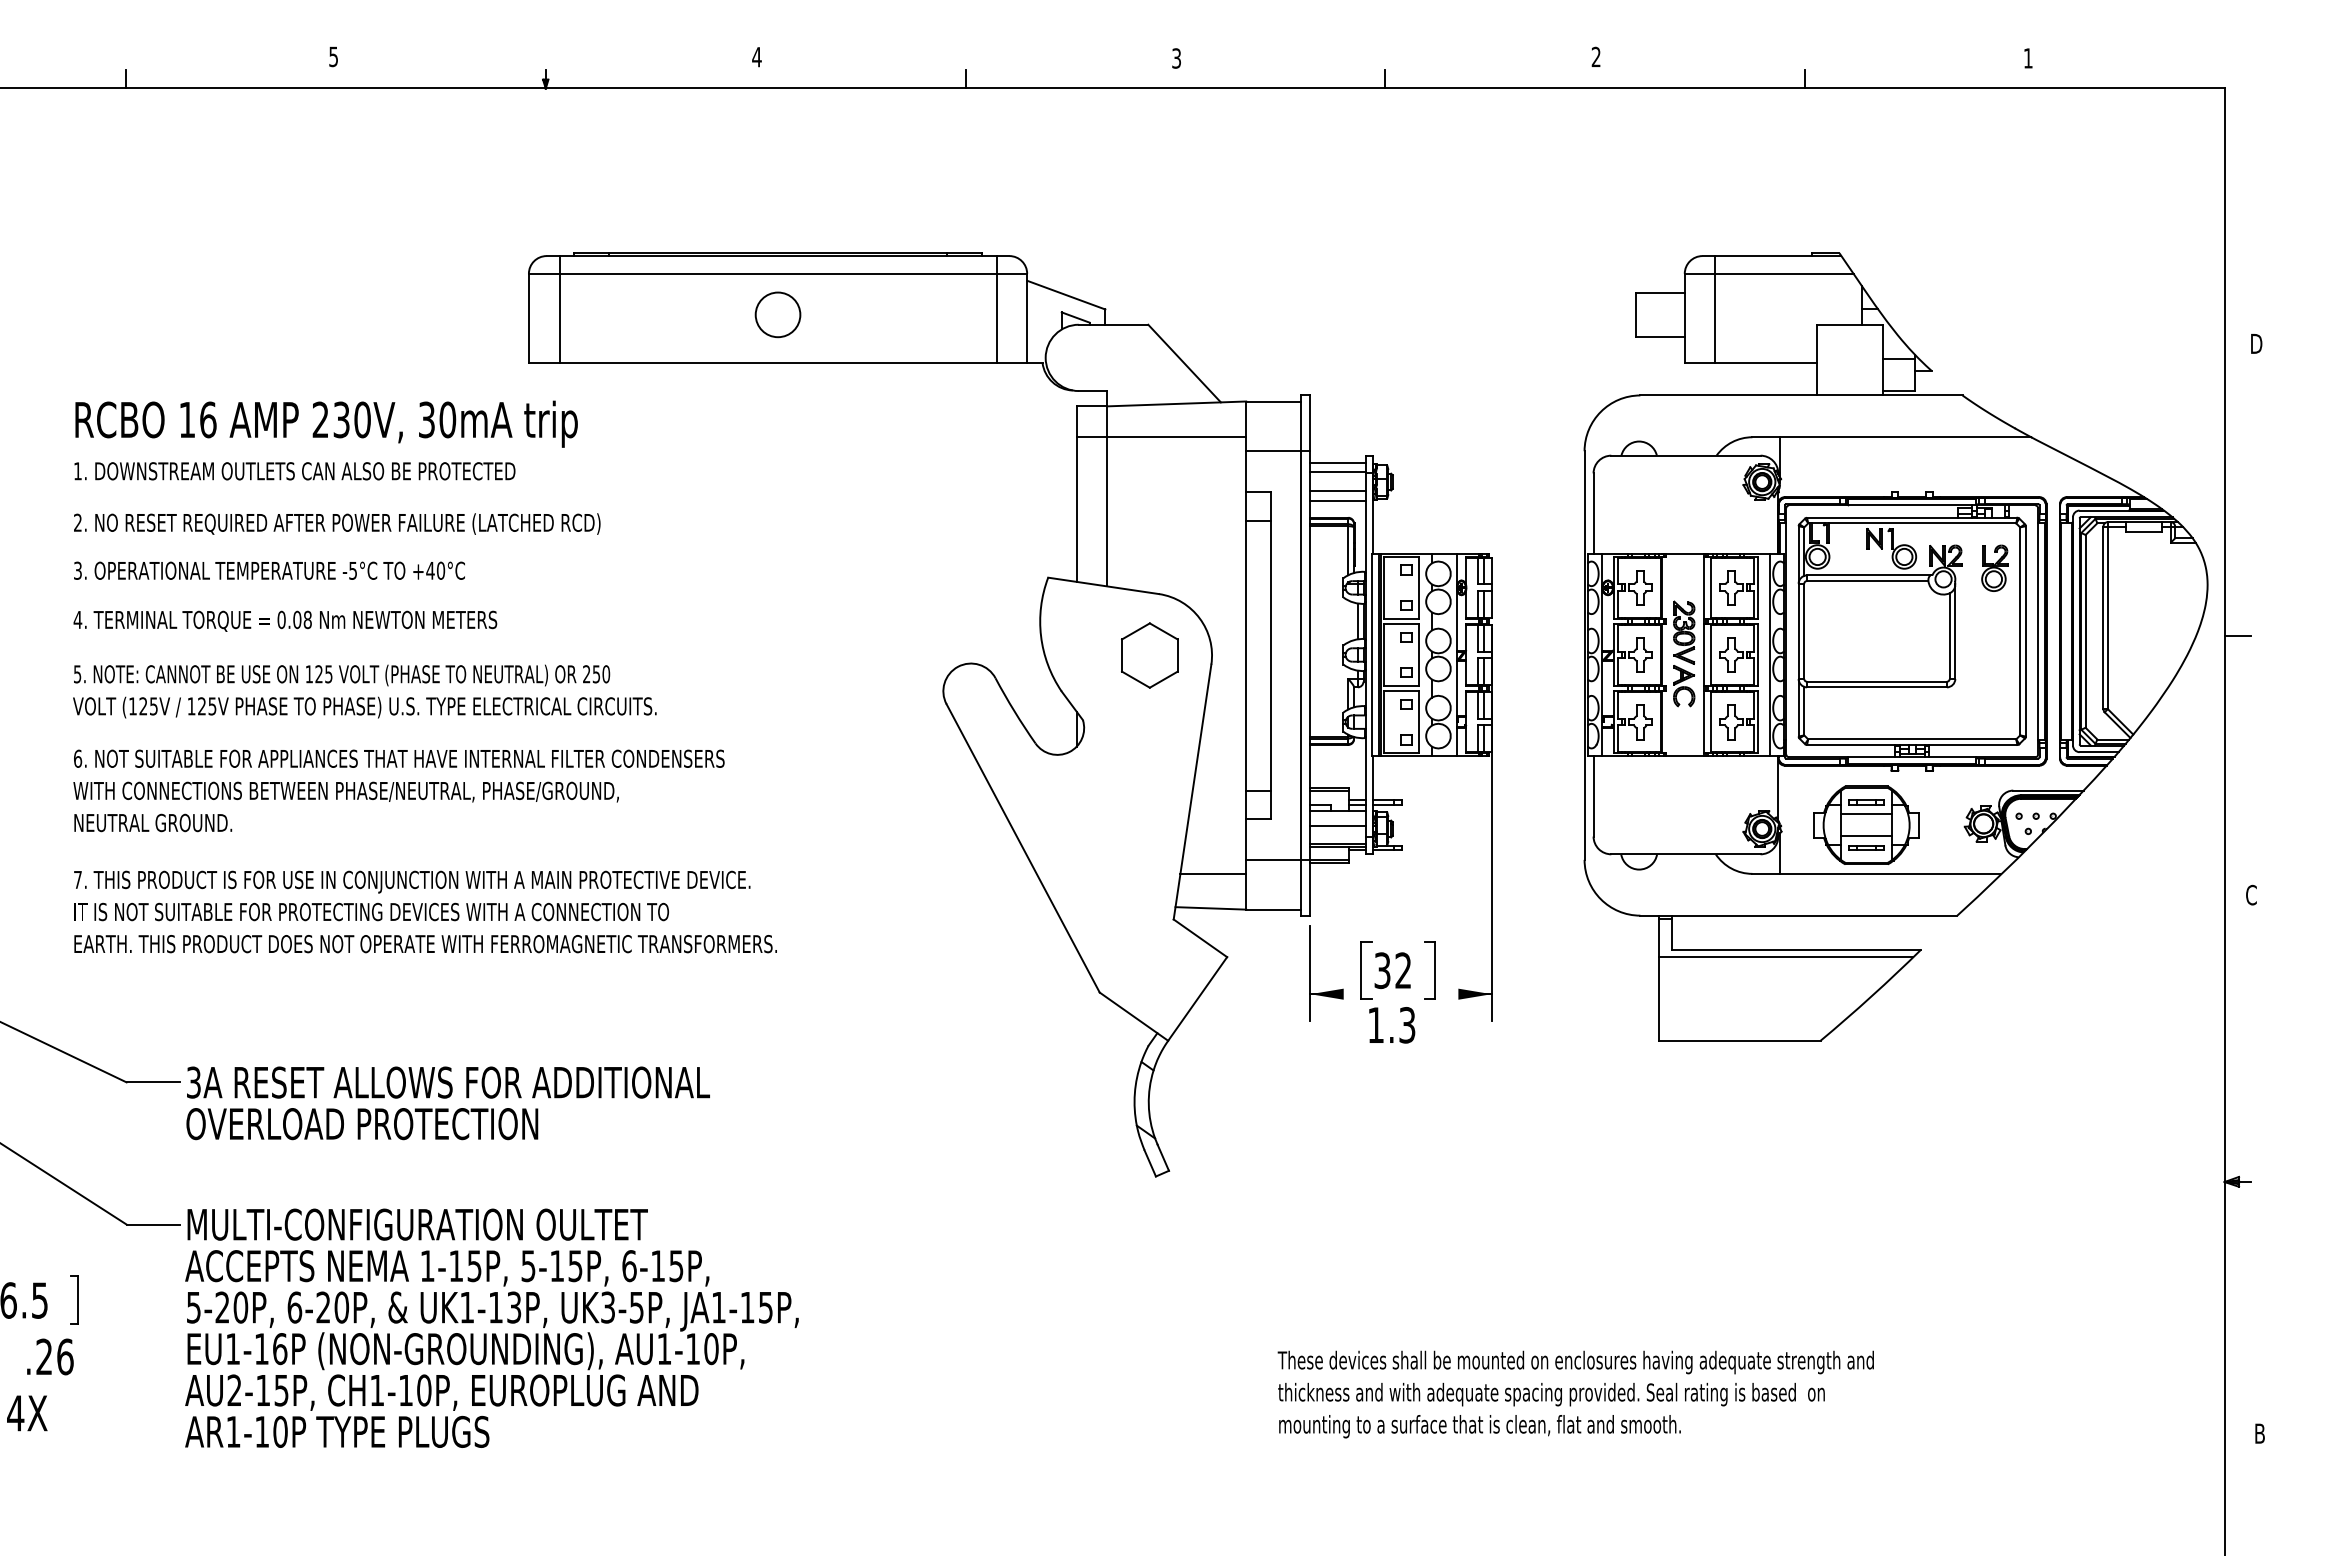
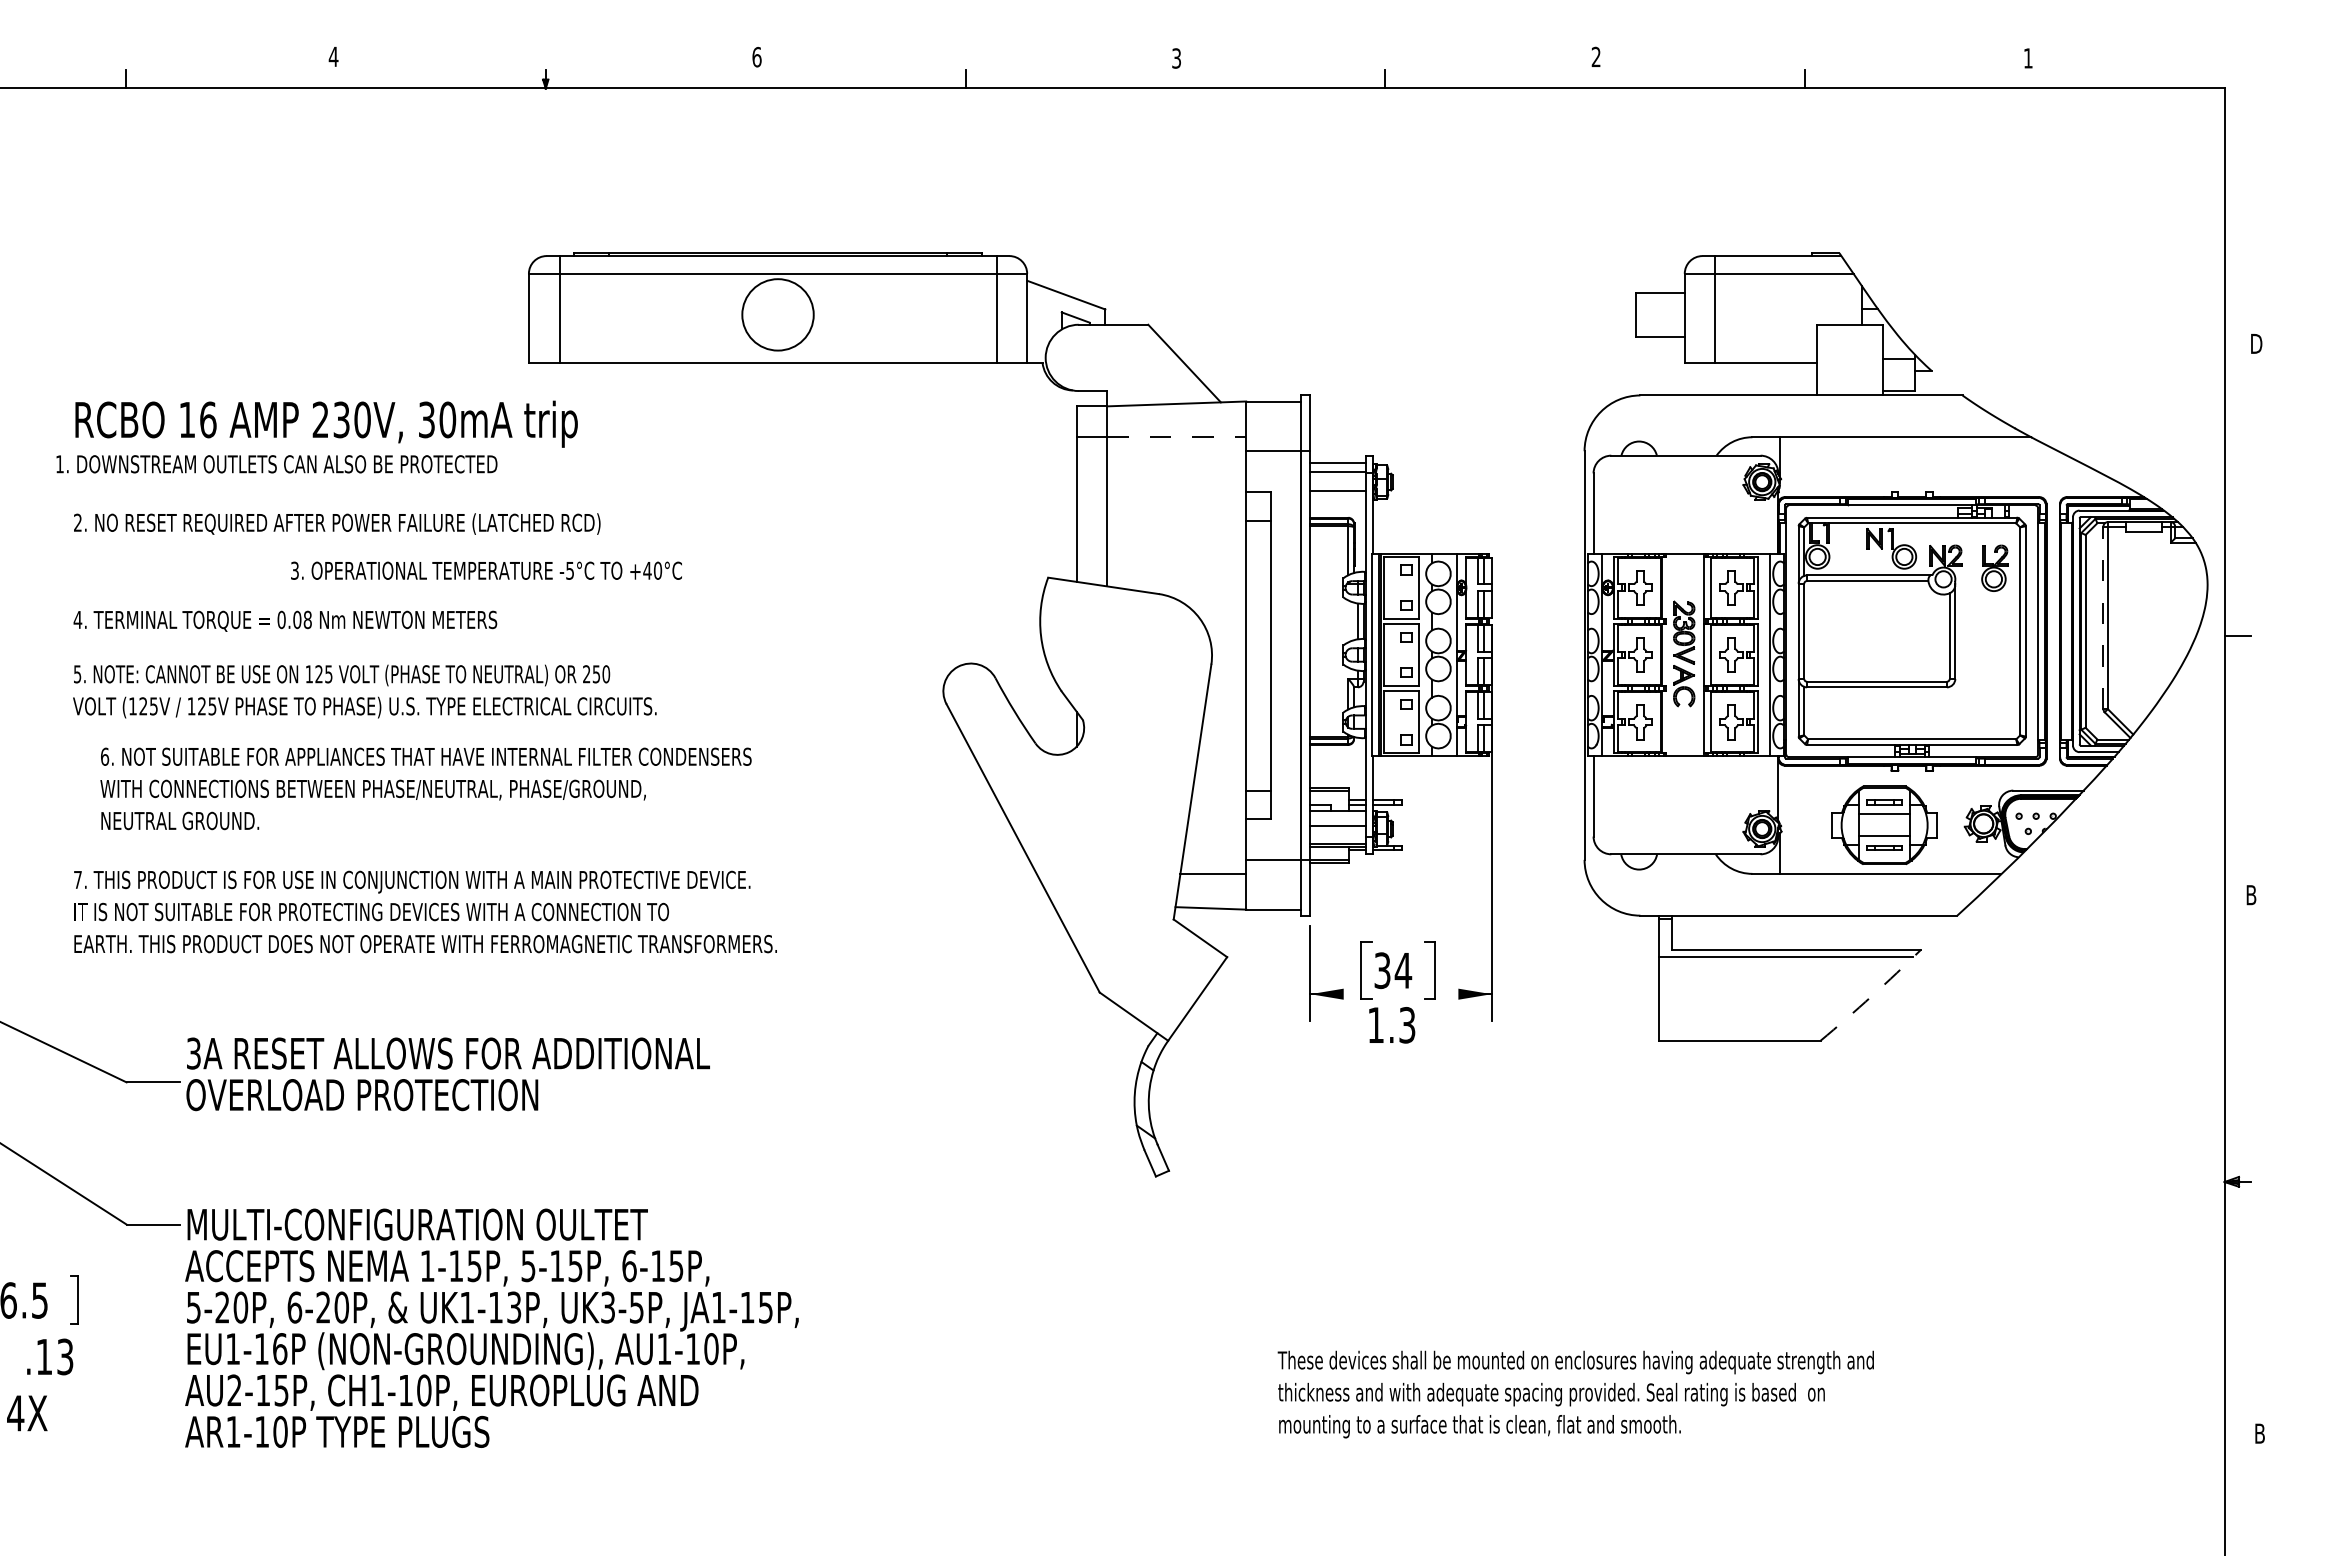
text: 5 -> 4 (333, 56)
text: 4 -> 6 (756, 56)
circle diameter: 45 px -> 71 px (777, 314)
line: solid -> dashed (1176, 437)
text position: (294, 471) -> (276, 464) (276, 464)
line: present -> none (1338, 501)
text position: (269, 570) -> (486, 570) (486, 570)
line: solid -> dashed (2103, 617)
part: present -> none (1149, 655)
text position: (398, 790) -> (425, 788) (425, 788)
part position: (1866, 824) -> (1884, 824) (1884, 824)
text: C -> B (2251, 894)
text: 32 -> 34 (1403, 970)
arc: solid -> dashed (1871, 996)
text position: (447, 1103) -> (447, 1074) (447, 1074)
text: .26 -> .13 (54, 1356)
